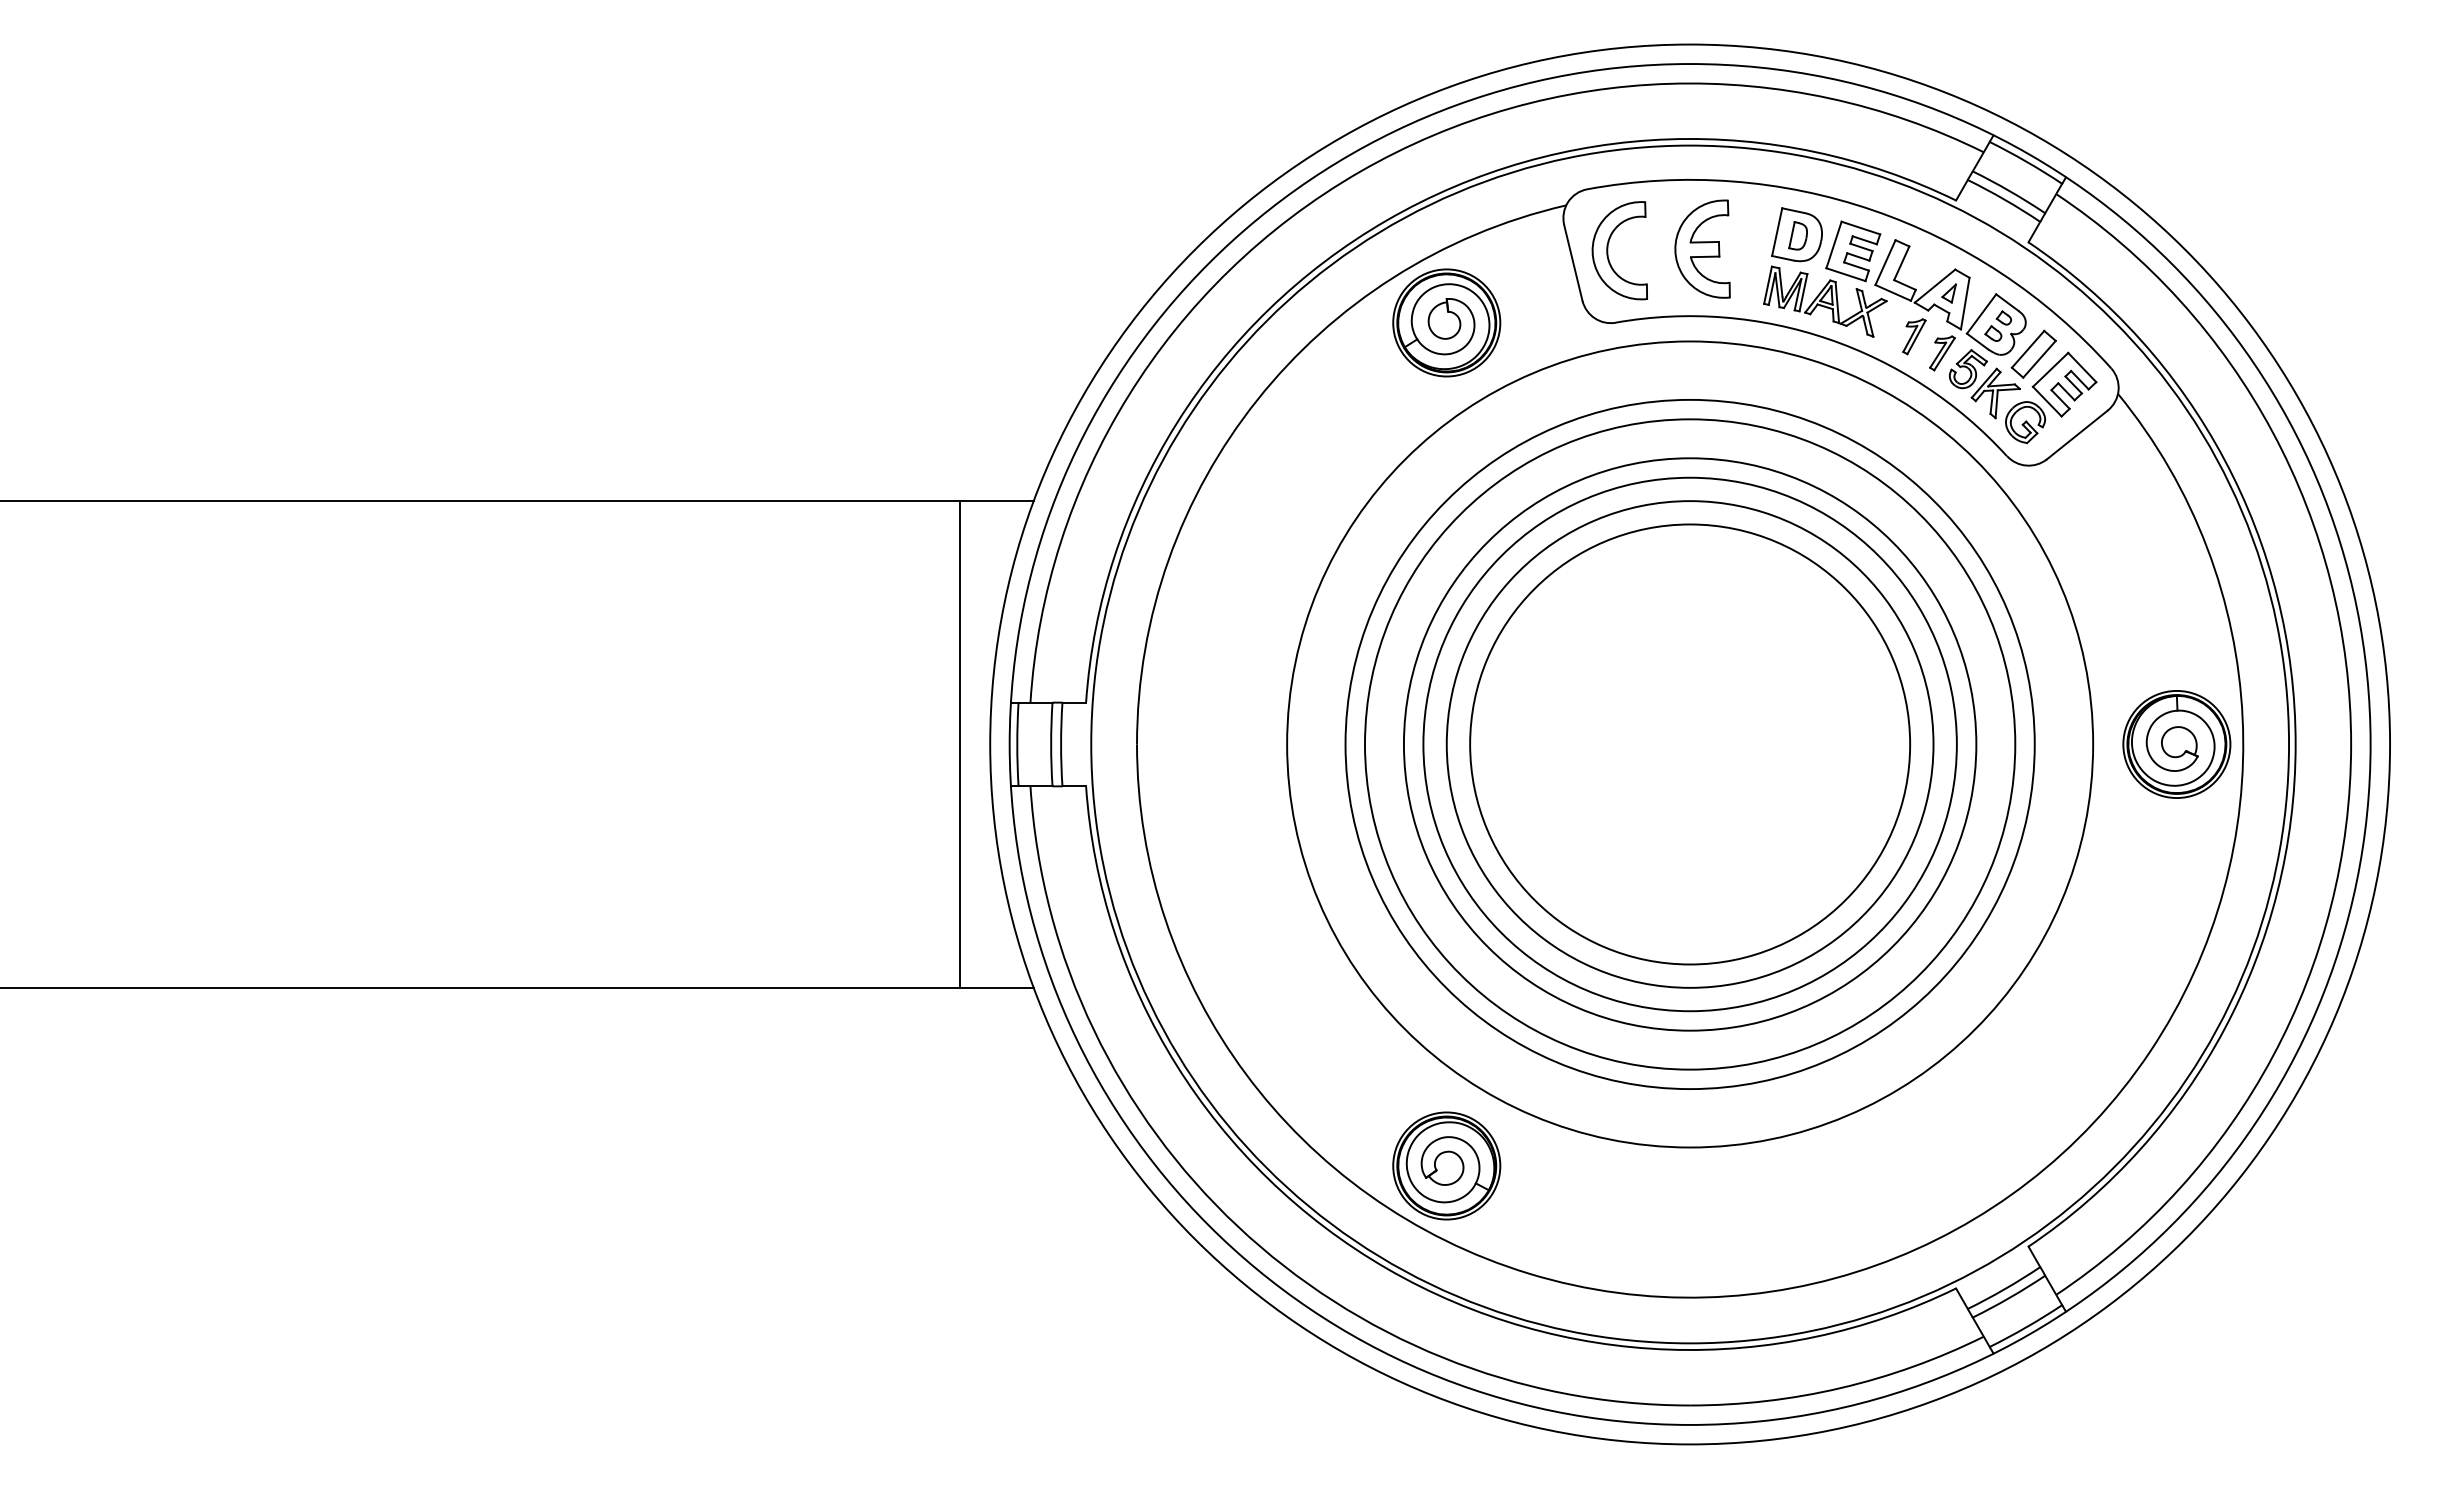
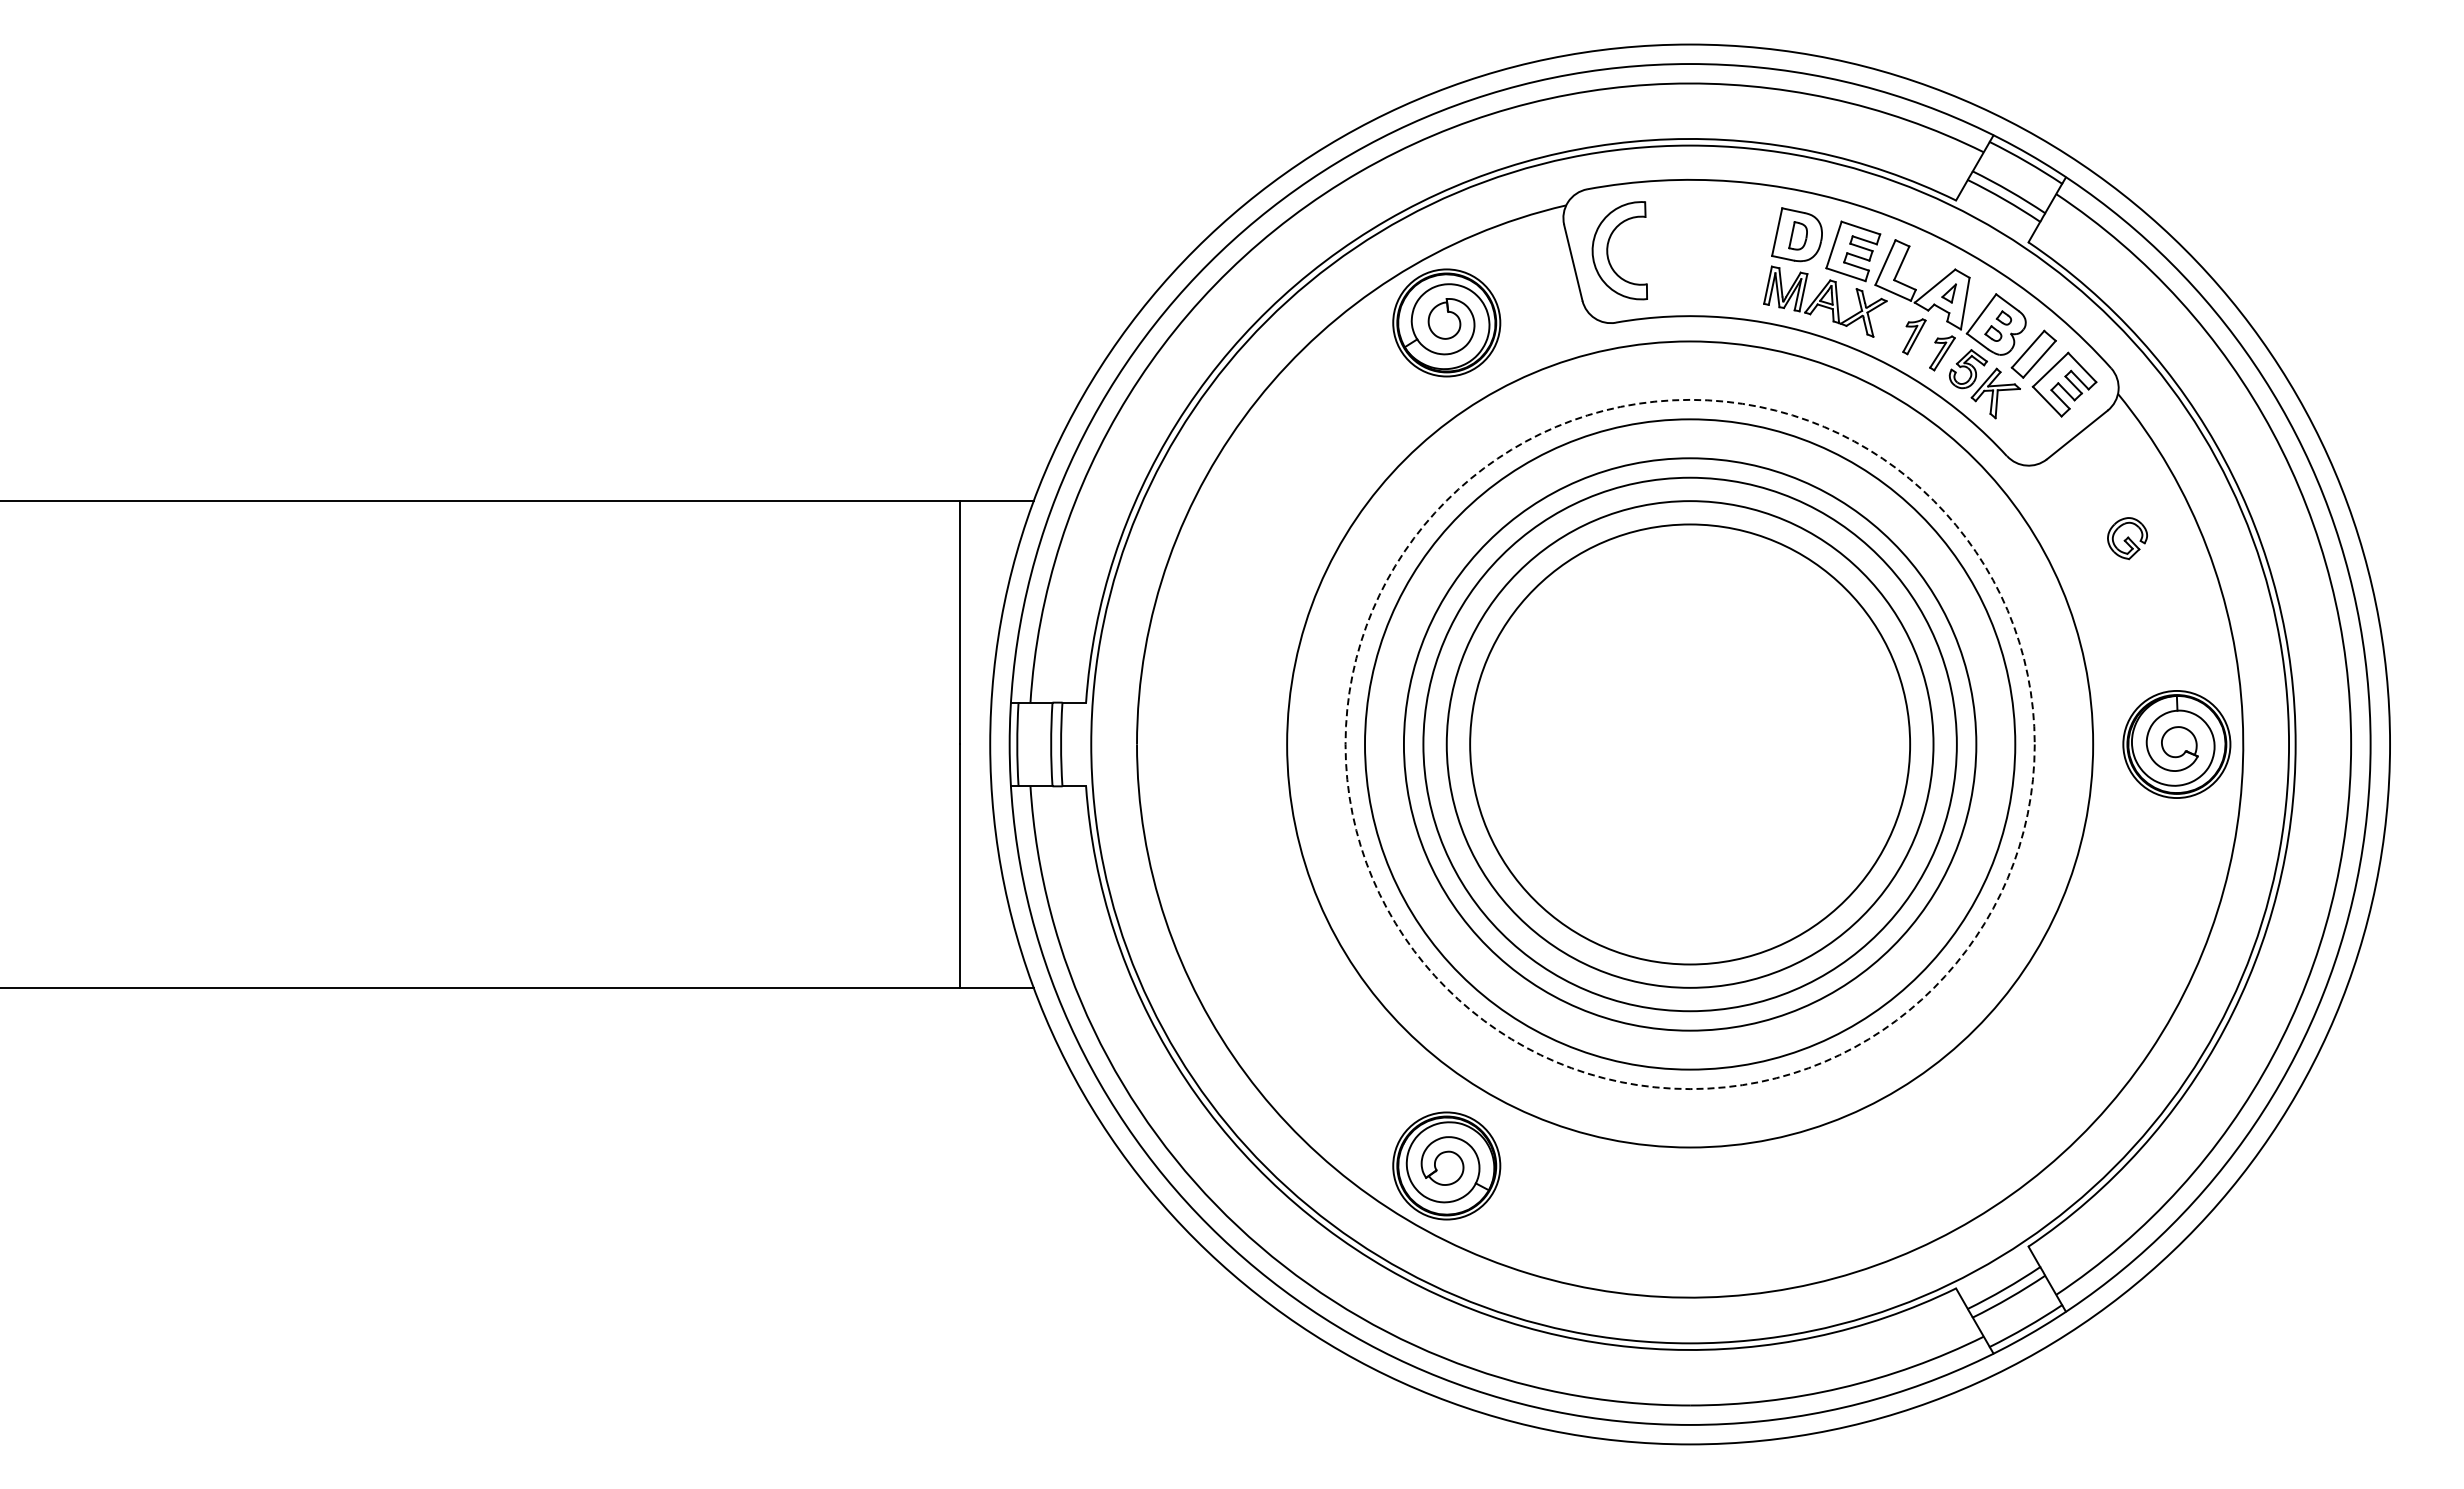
part: present -> none (1702, 248)
part position: (2025, 422) -> (2127, 538) (2127, 538)
circle: solid -> dashed (1689, 744)
